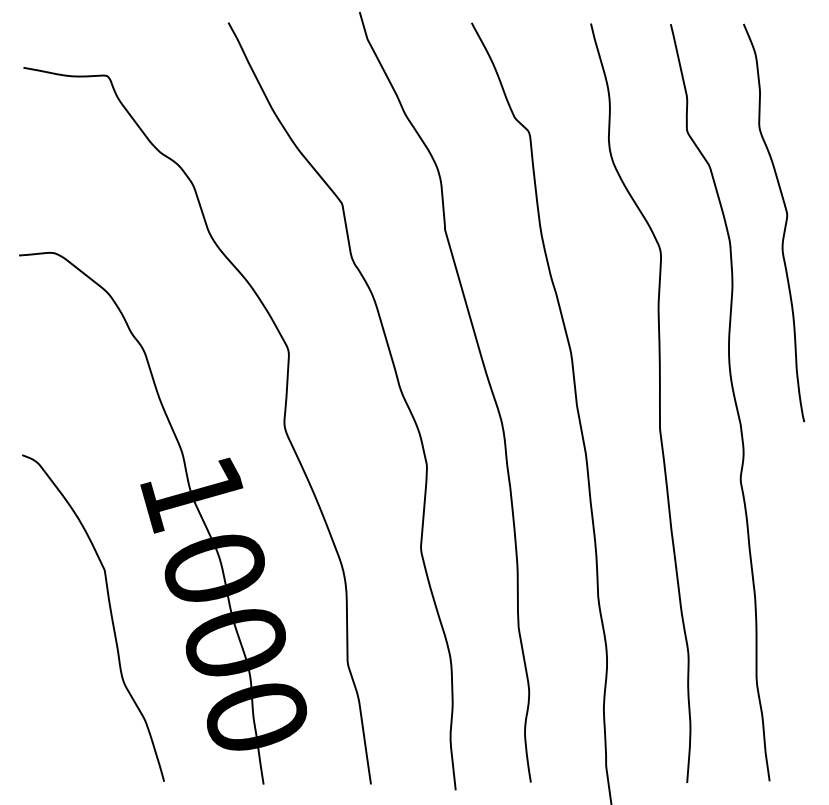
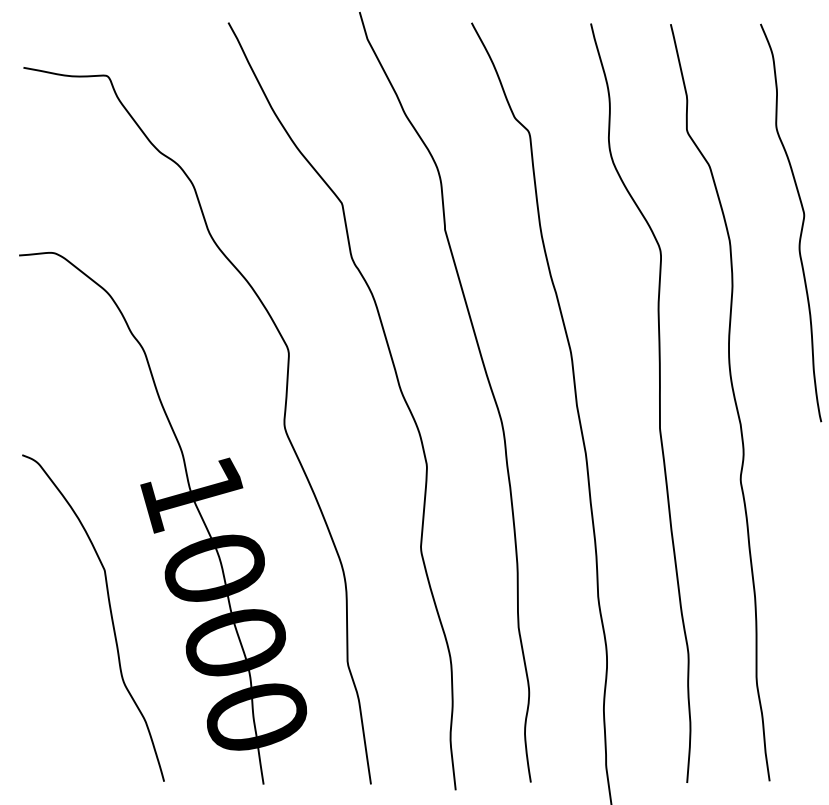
curve position: (784, 225) -> (801, 225) (801, 225)
